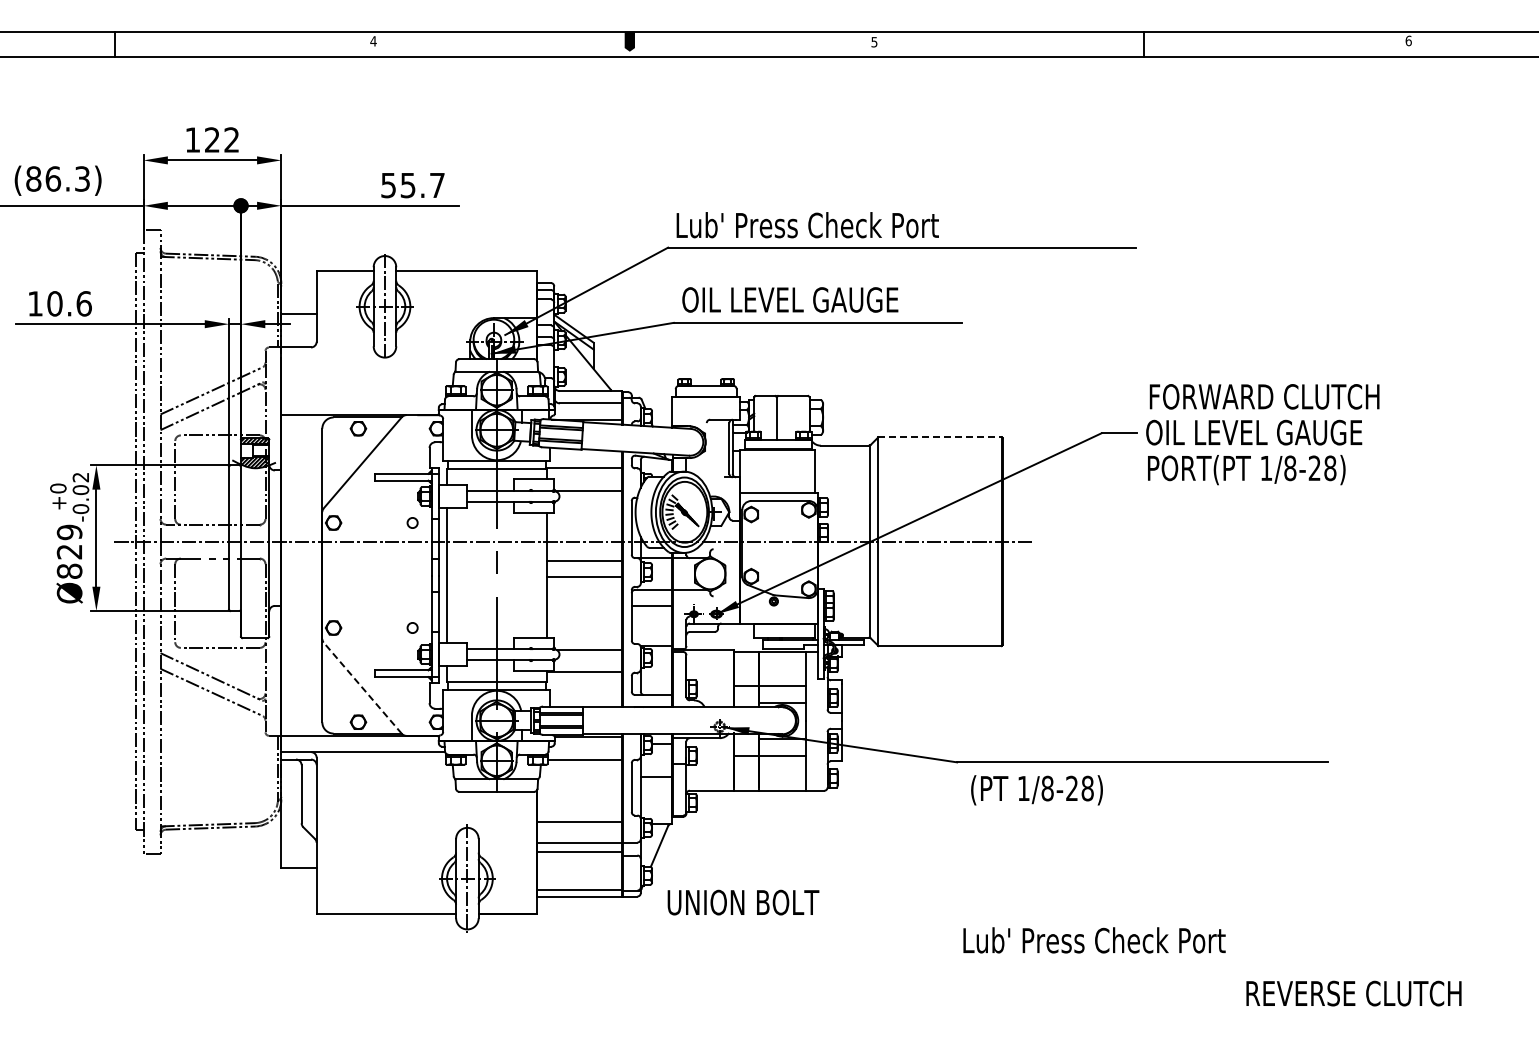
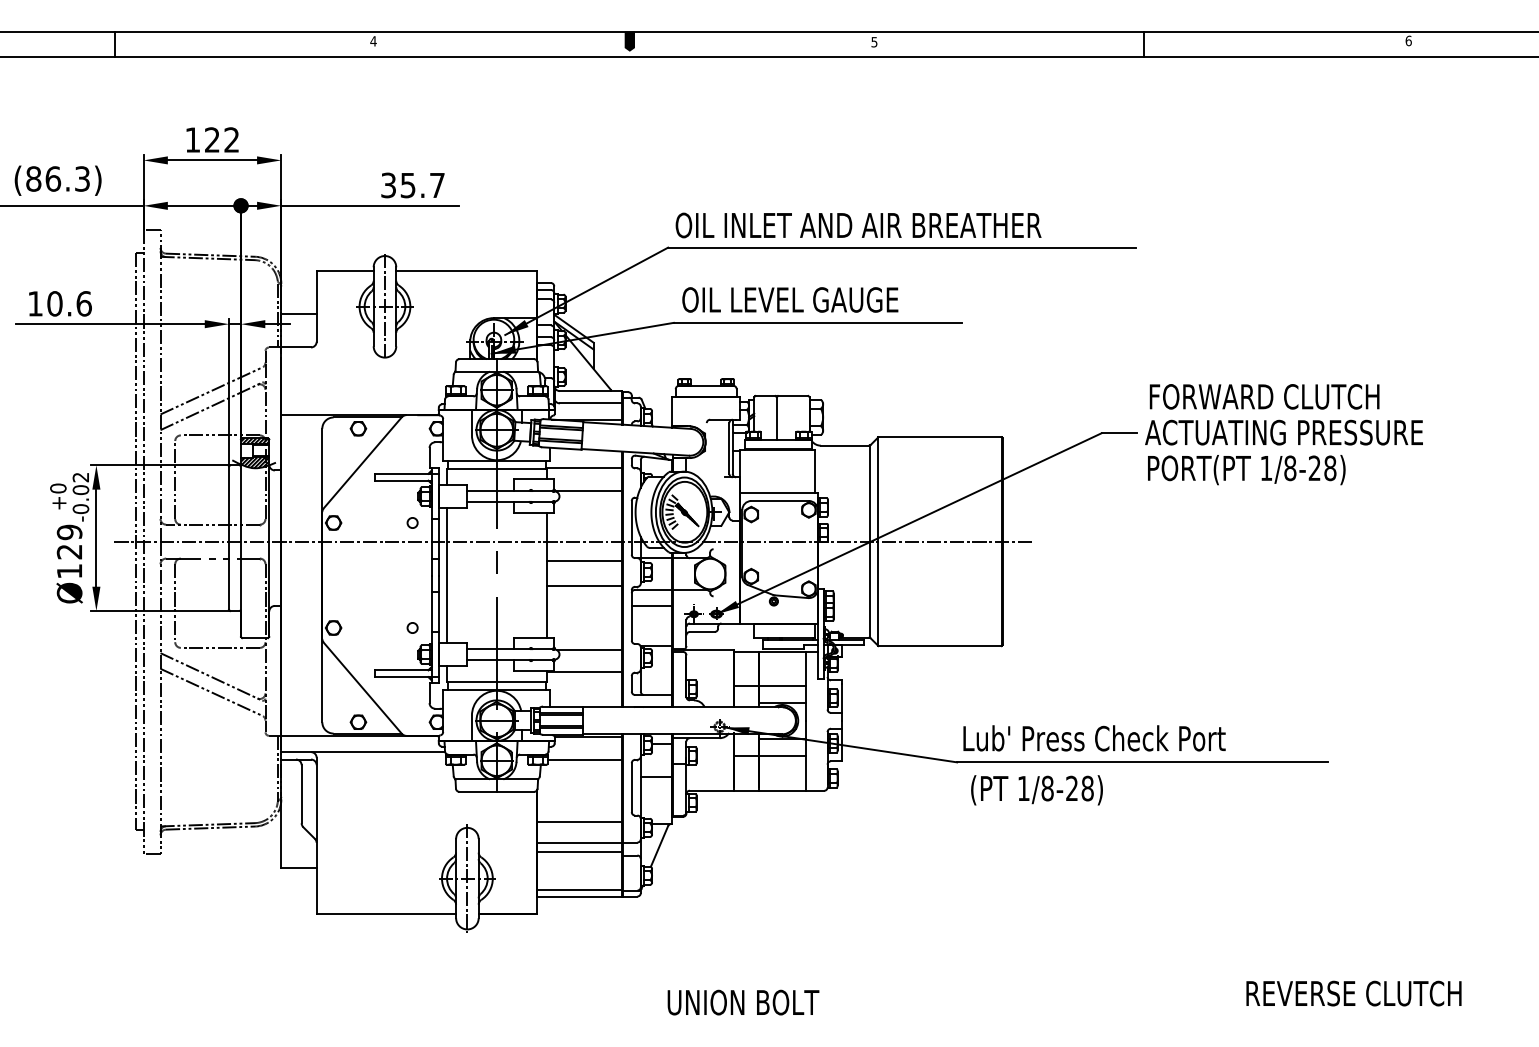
text: 55.7 -> 35.7 (388, 184)
text: Lub' Press Check Port -> OIL INLET AND AIR BREATHER (858, 225)
text: OIL LEVEL GAUGE -> ACTUATING PRESSURE (1283, 432)
line: dashed -> solid (940, 437)
text: Ø829 -> Ø129 (69, 570)
line position: (584, 577) -> (584, 586) (584, 586)
line: dashed -> solid (362, 687)
text position: (743, 902) -> (743, 1002) (743, 1002)
text position: (1094, 940) -> (1094, 738) (1094, 738)
